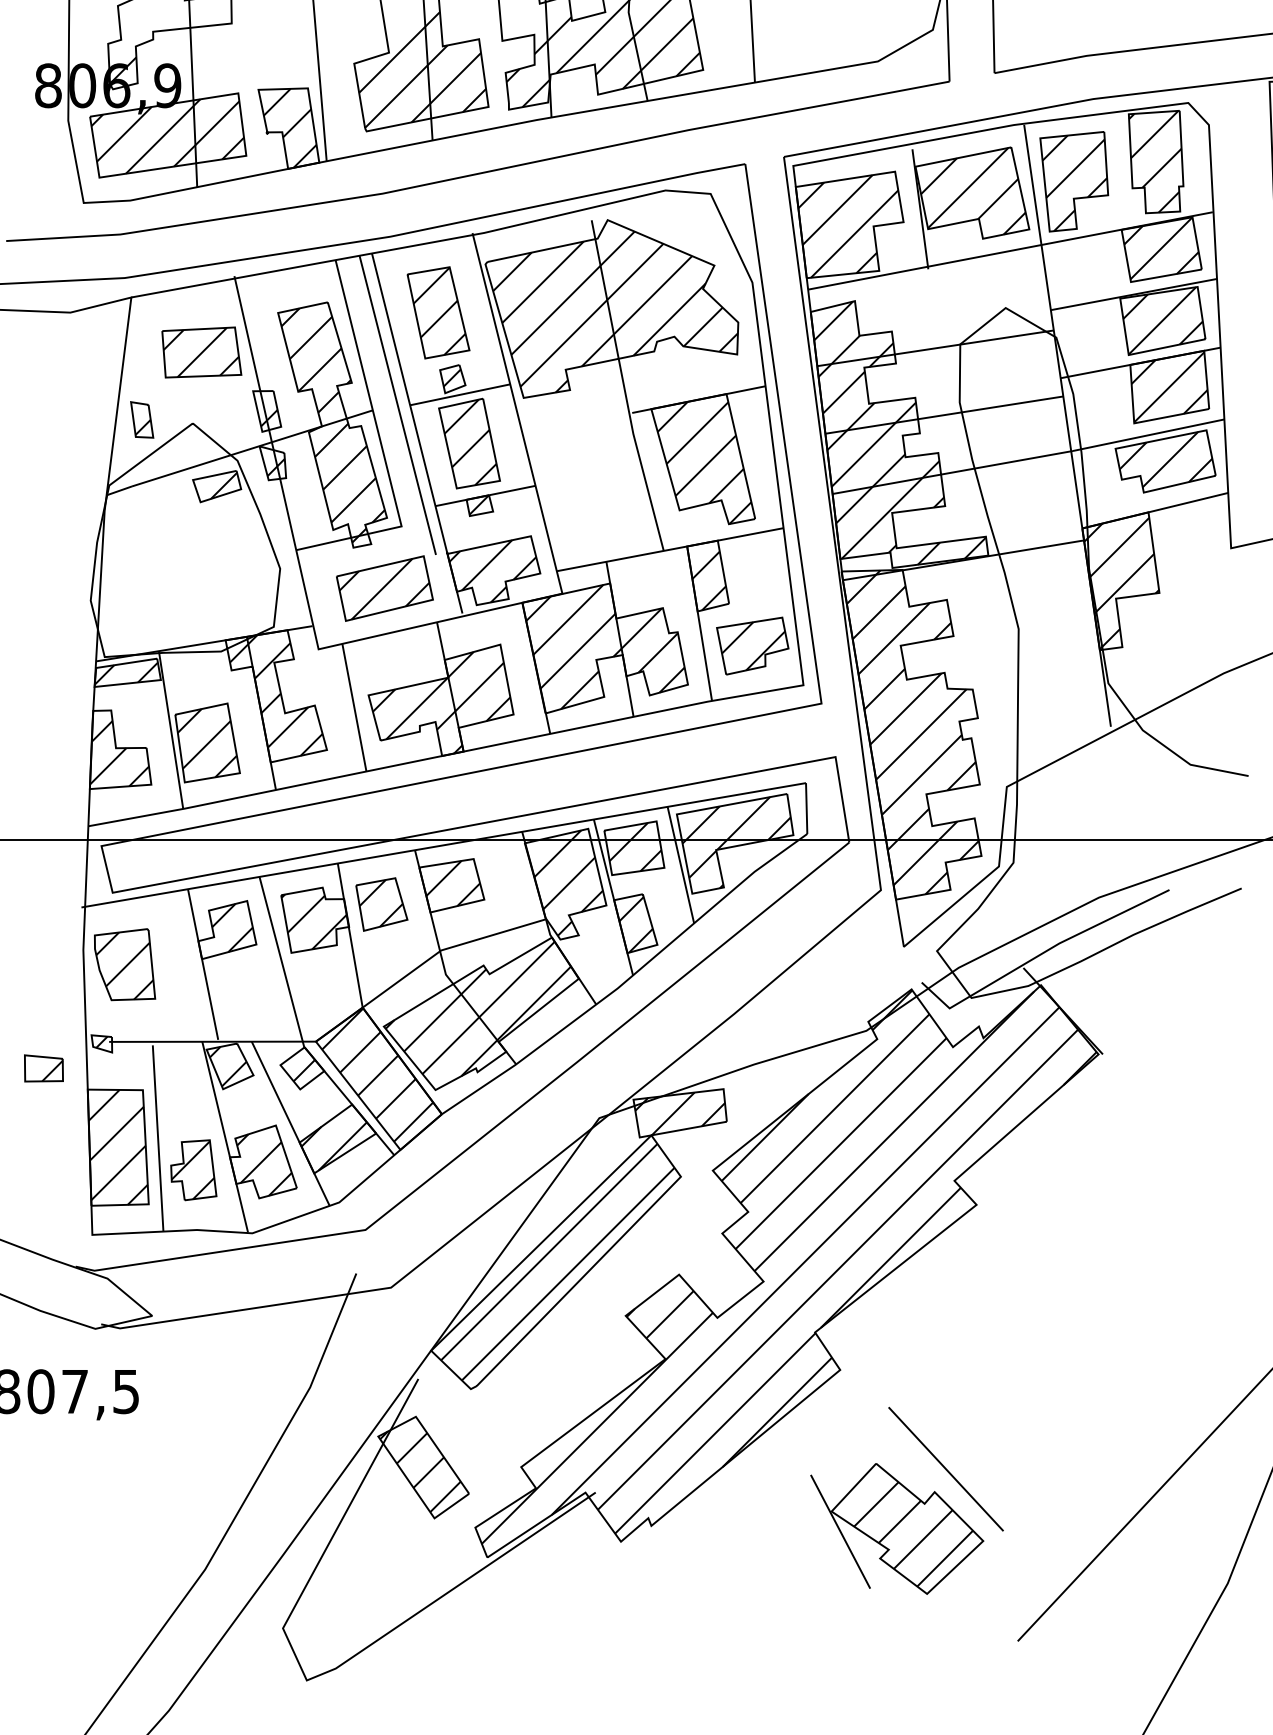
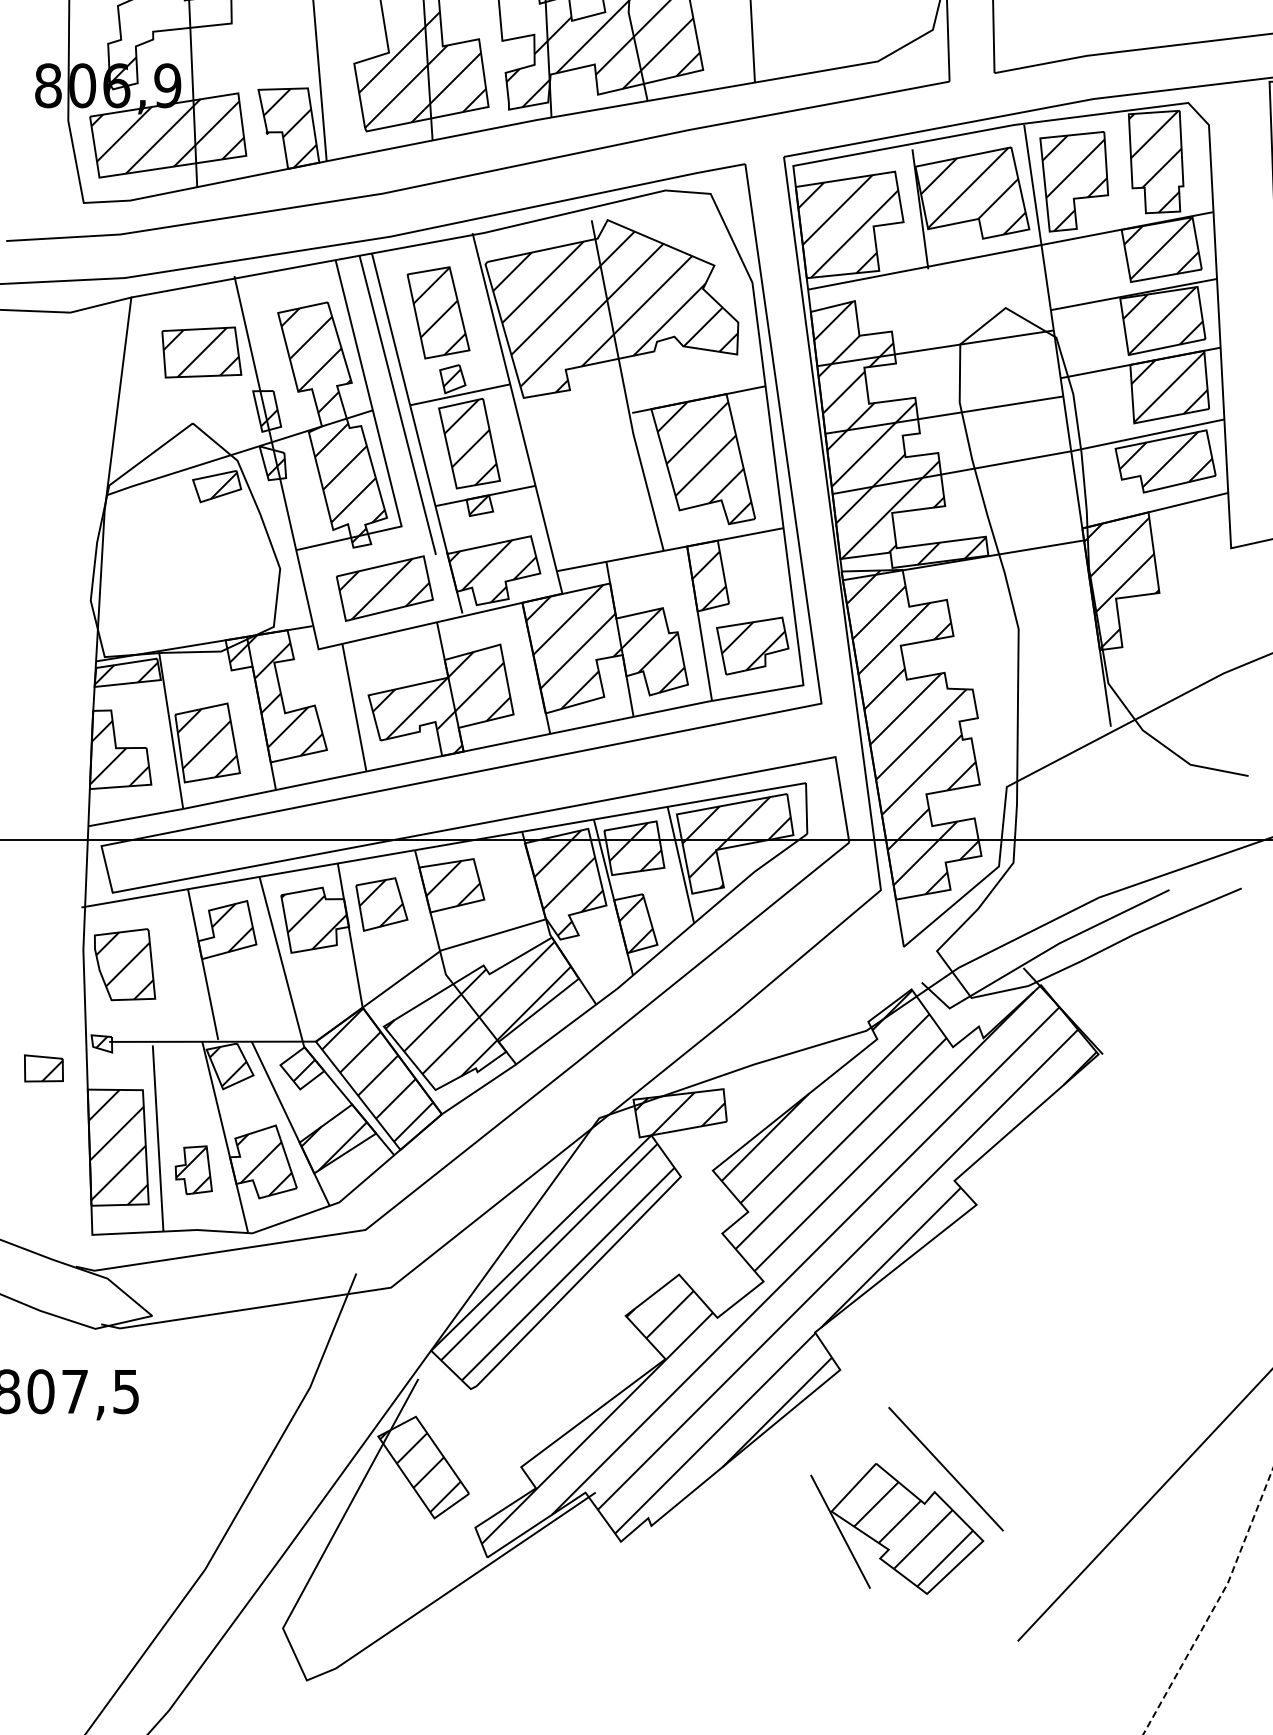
part: present -> none (142, 419)
part size: 48x63 px -> 39x51 px (193, 1170)
line: solid -> dashed (1216, 1604)
